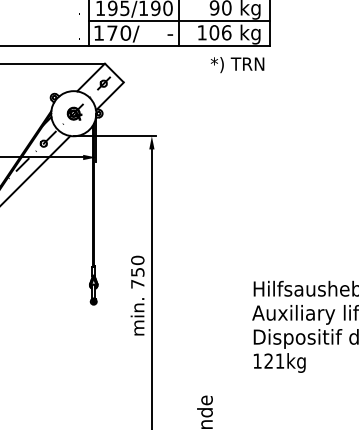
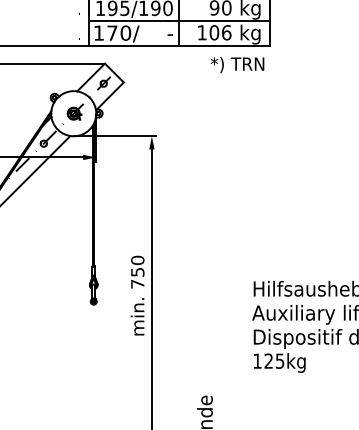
text: 121kg -> 125kg (279, 360)
